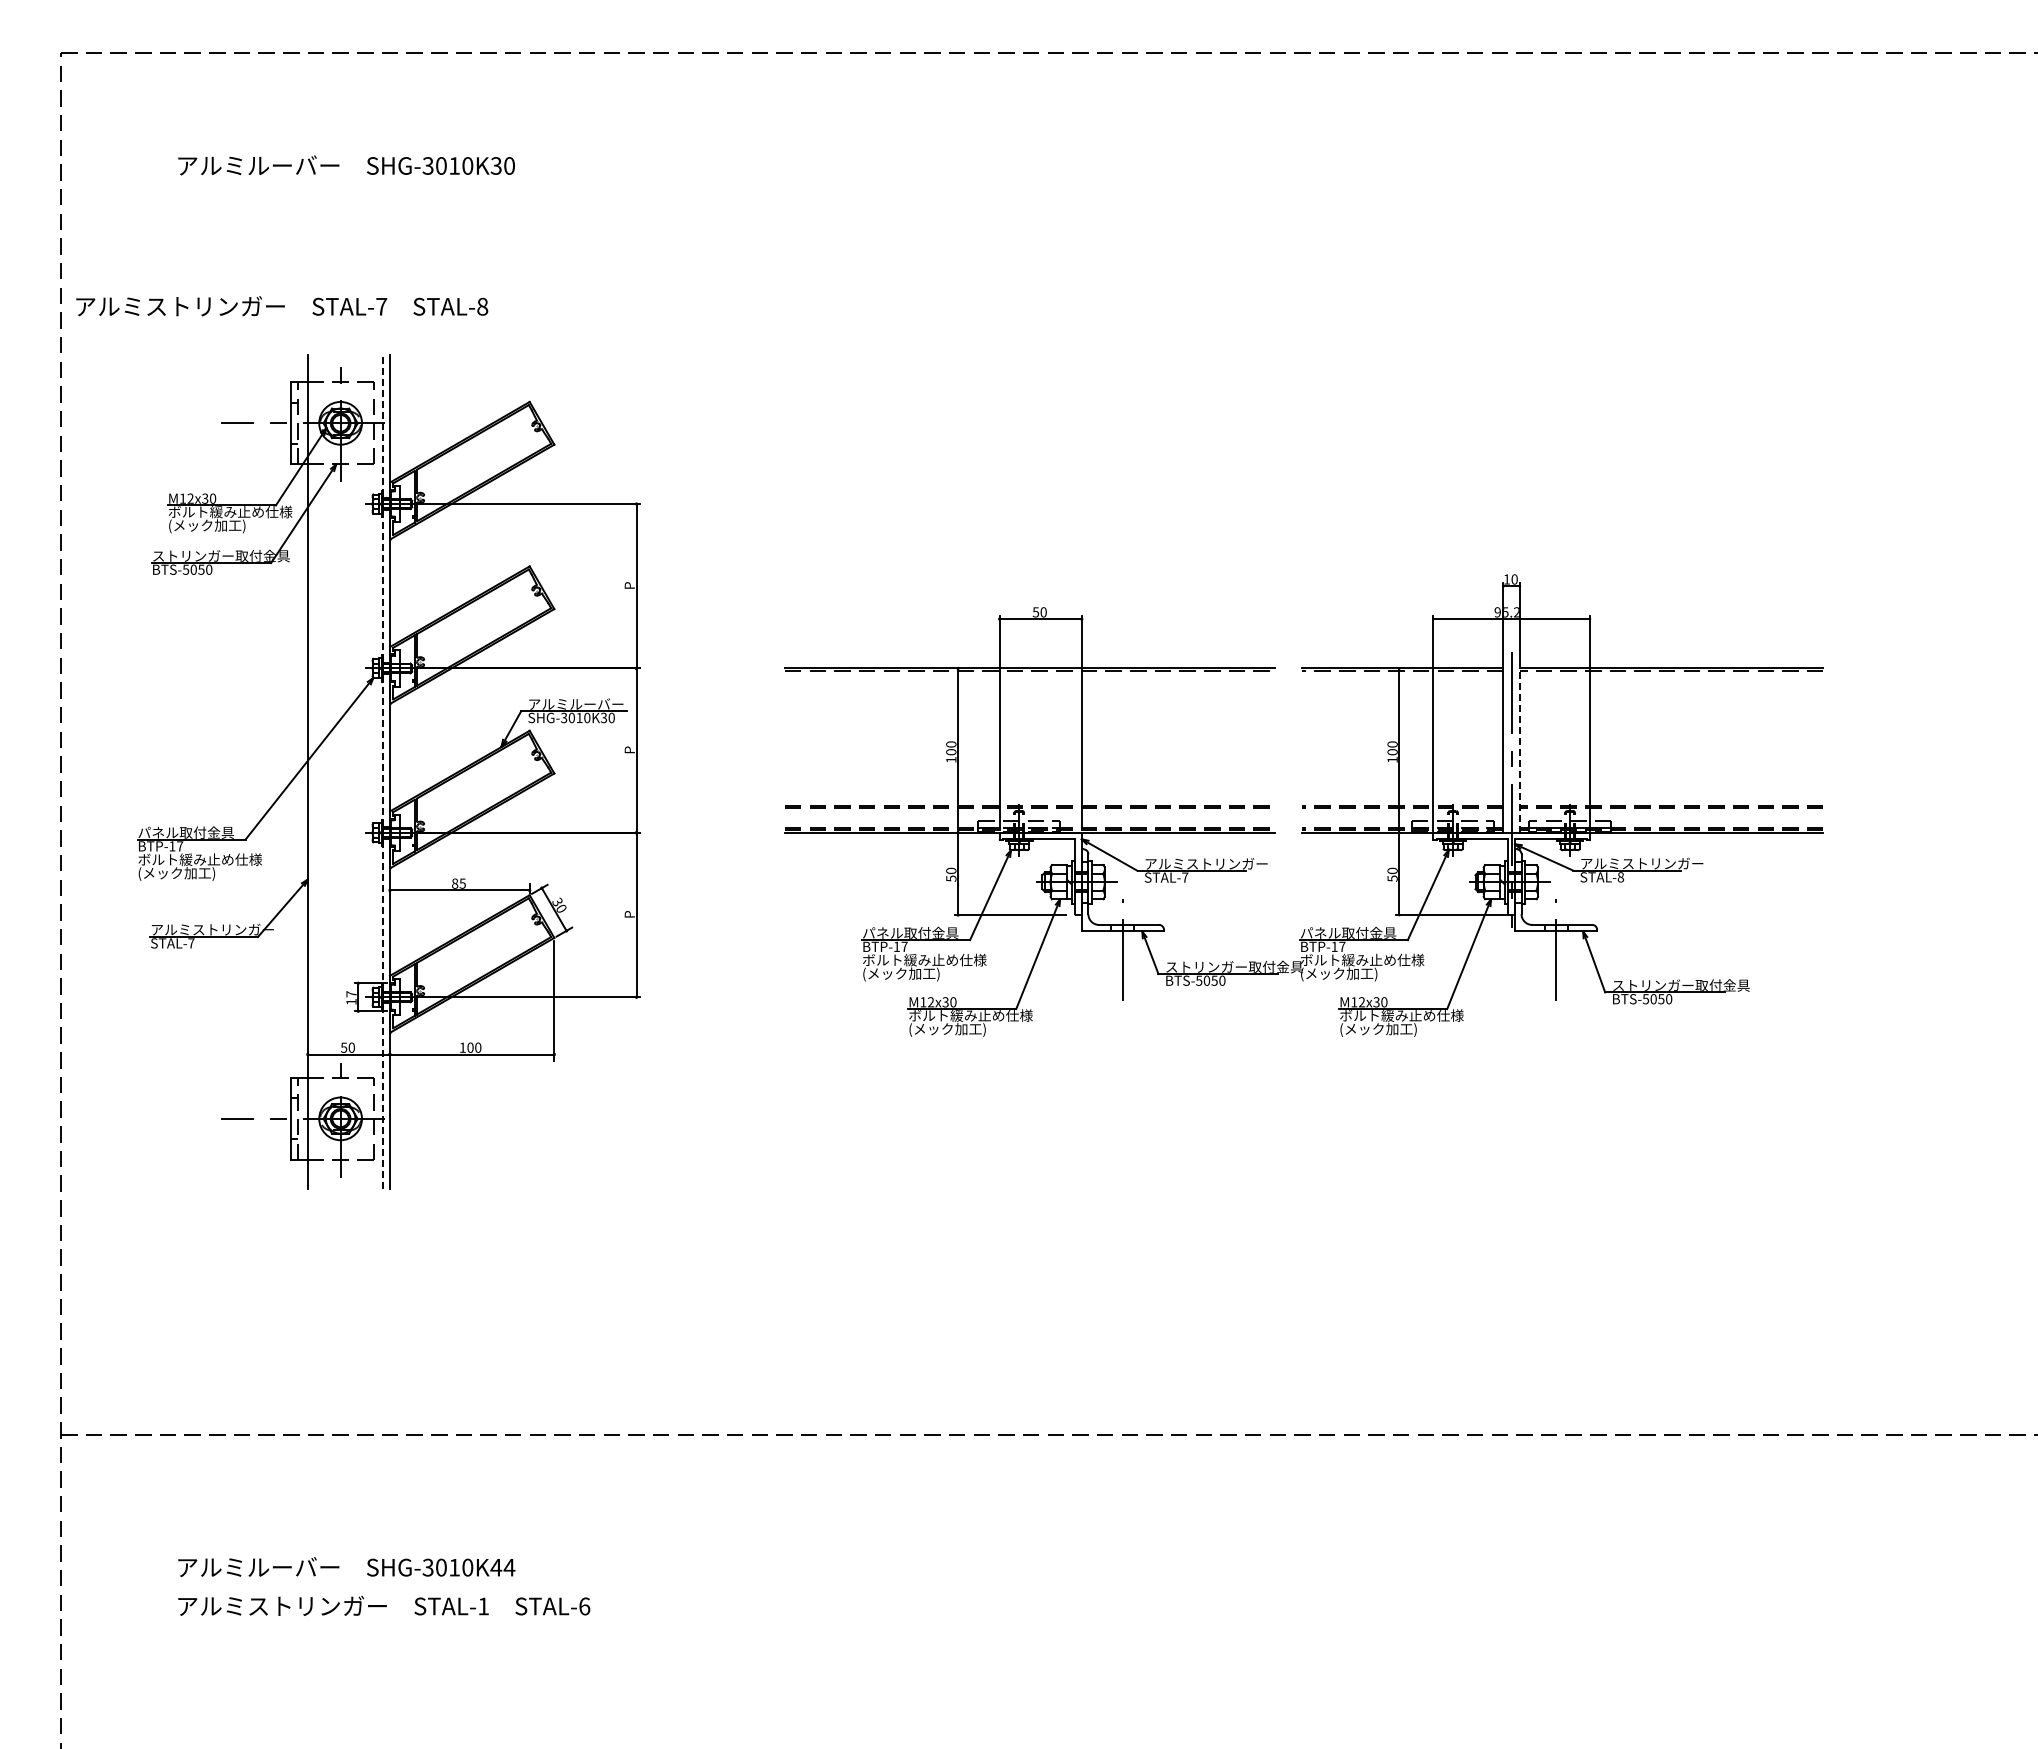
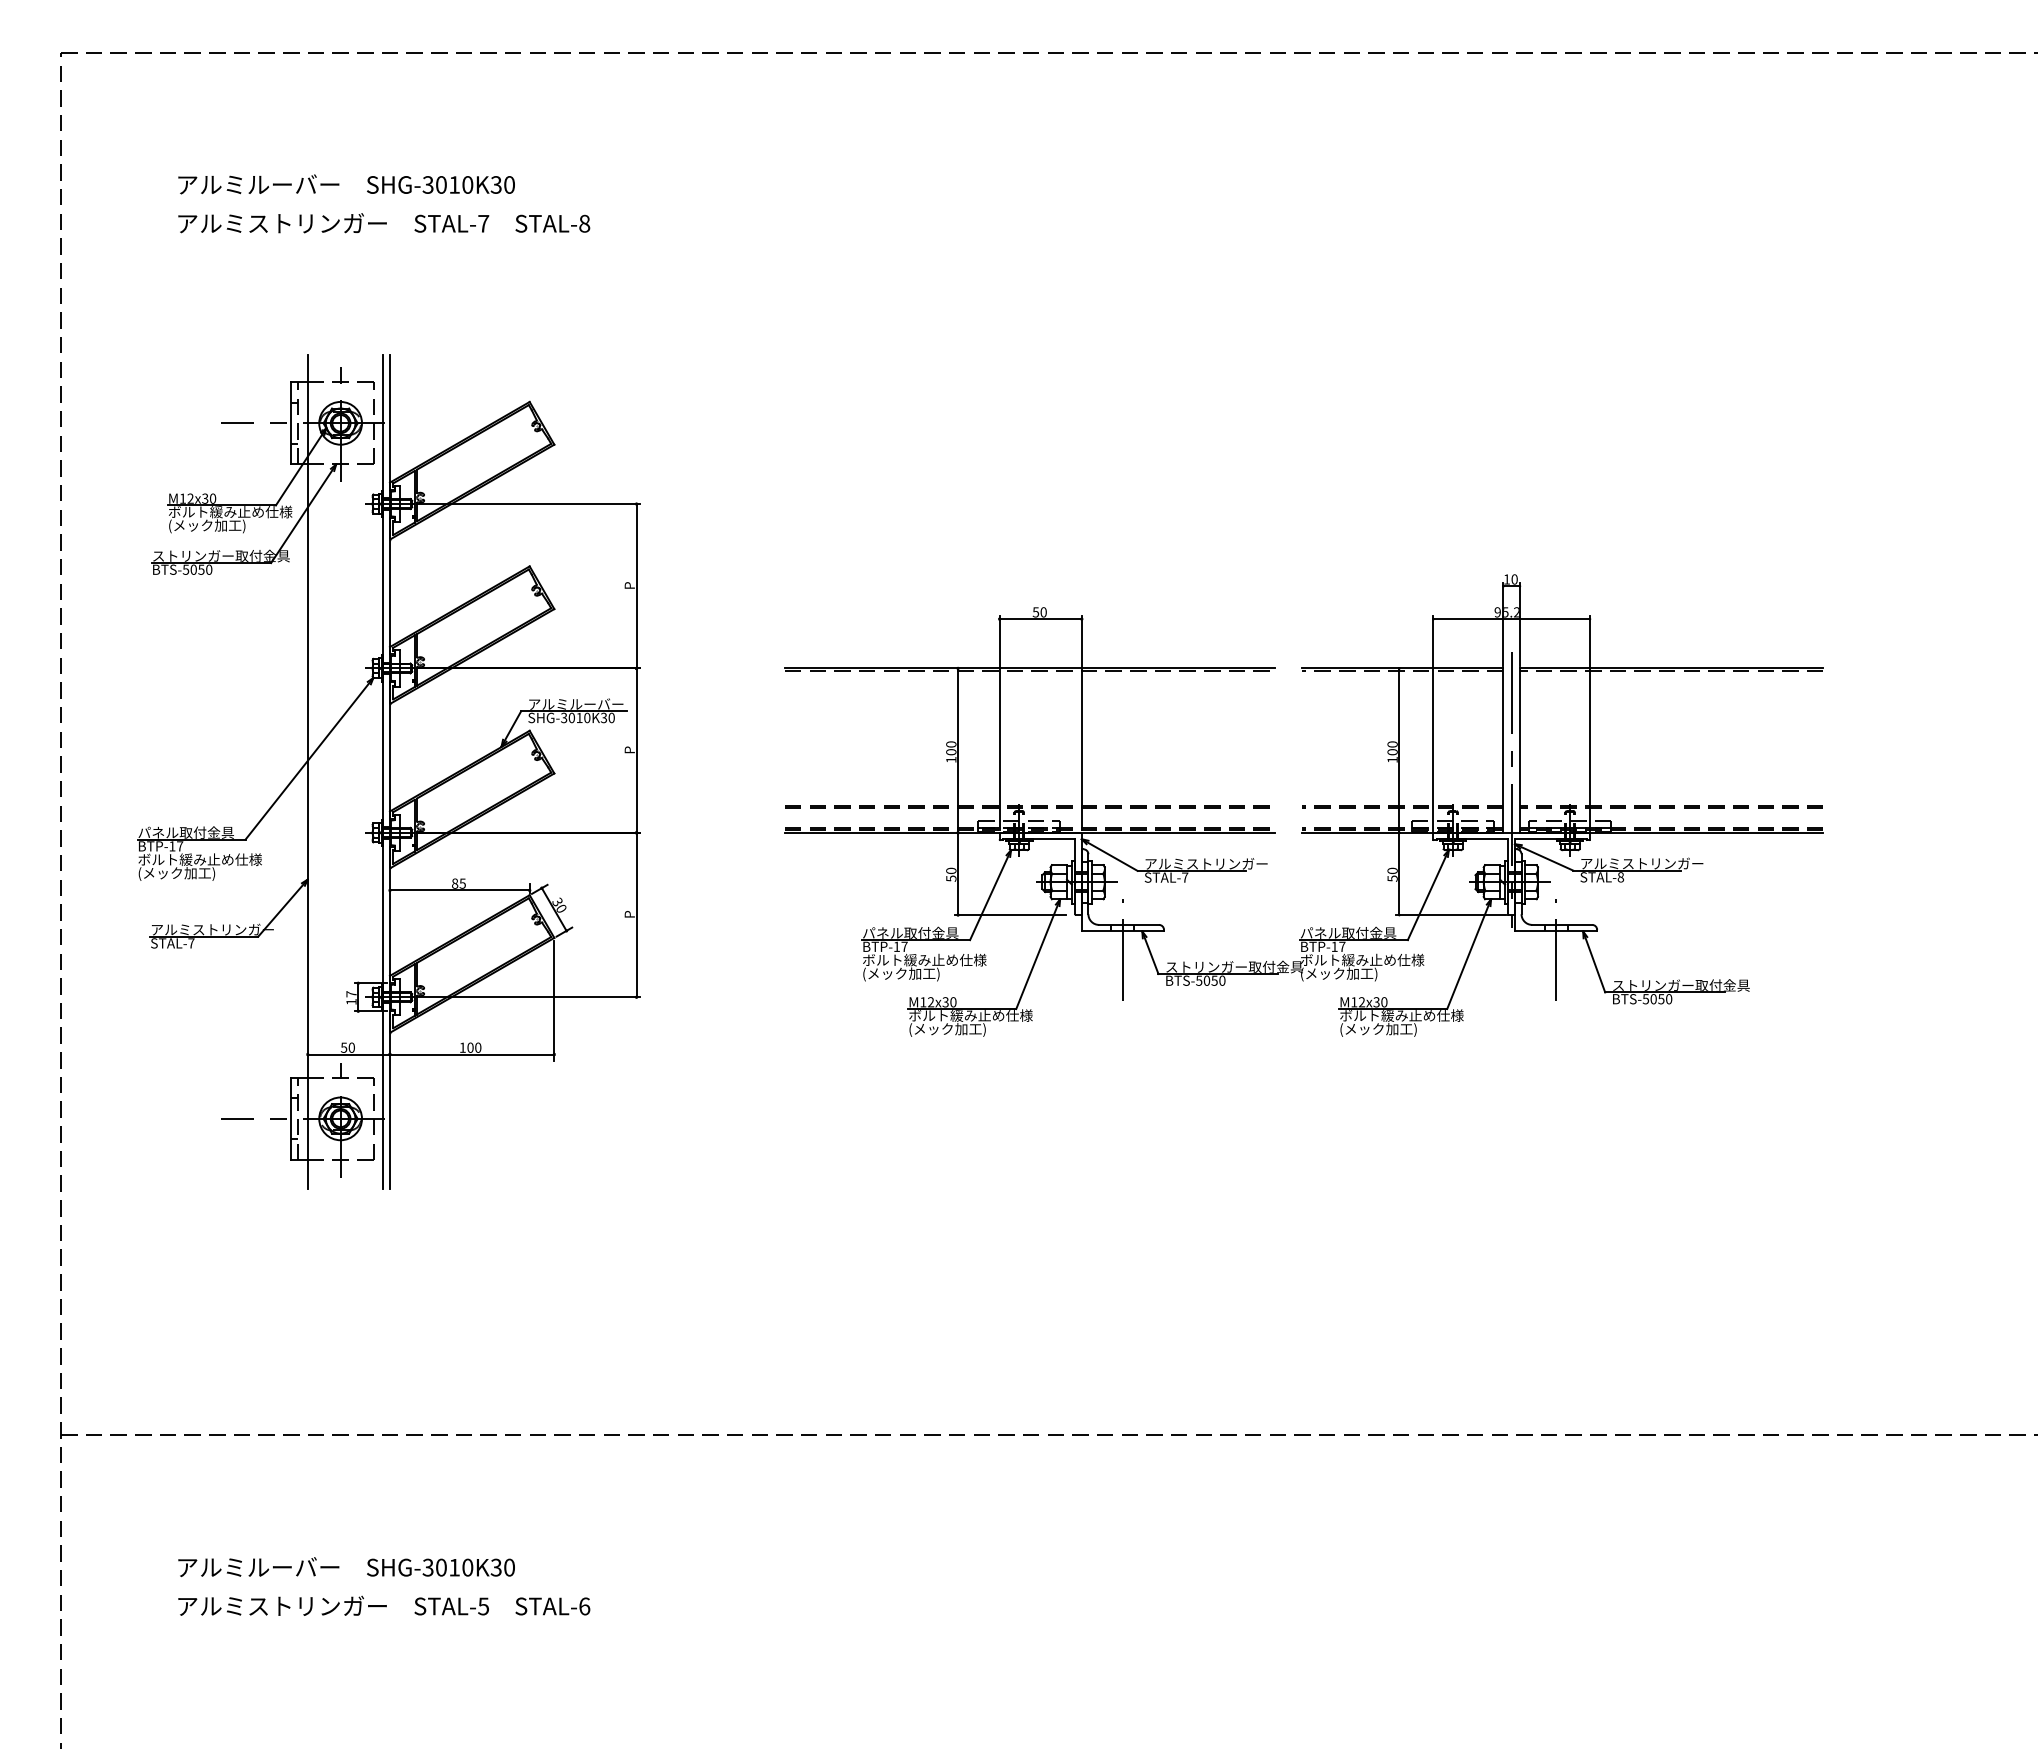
text position: (346, 165) -> (346, 184) (346, 184)
text position: (282, 306) -> (384, 223) (384, 223)
line: dashed -> solid (1519, 750)
line: dashed -> solid (383, 771)
text: SHG-3010K44 -> SHG-3010K30 (502, 1567)
text: STAL-1 -> STAL-5 (483, 1606)
